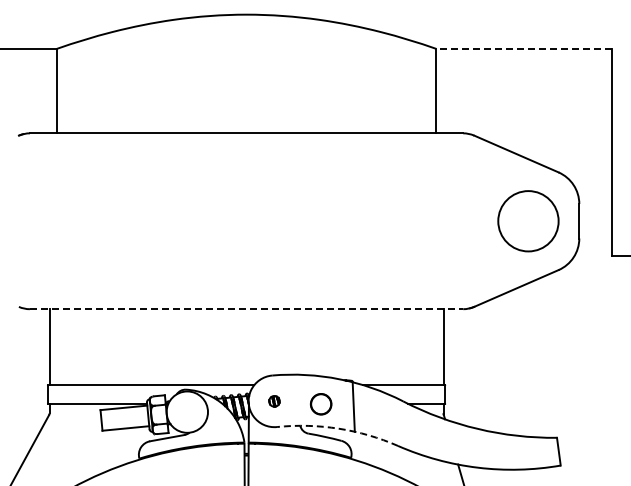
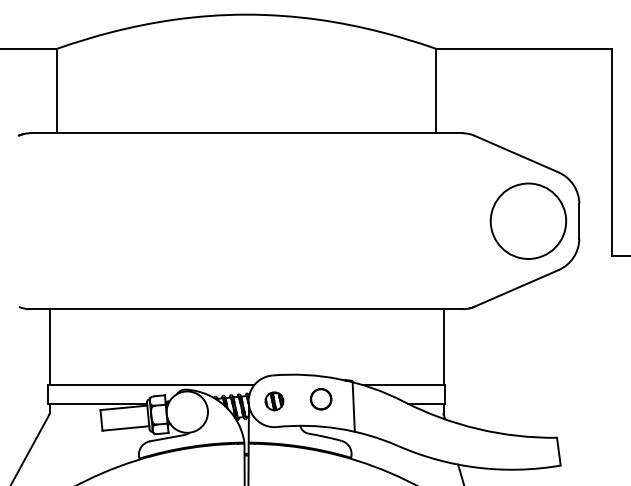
line: dashed -> solid (524, 48)
circle diameter: 60 px -> 75 px (528, 220)
line: dashed -> solid (246, 309)
part size: 13x13 px -> 21x21 px (274, 401)
circle position: (321, 404) -> (321, 399) (321, 399)
arc: dashed -> solid (338, 428)
